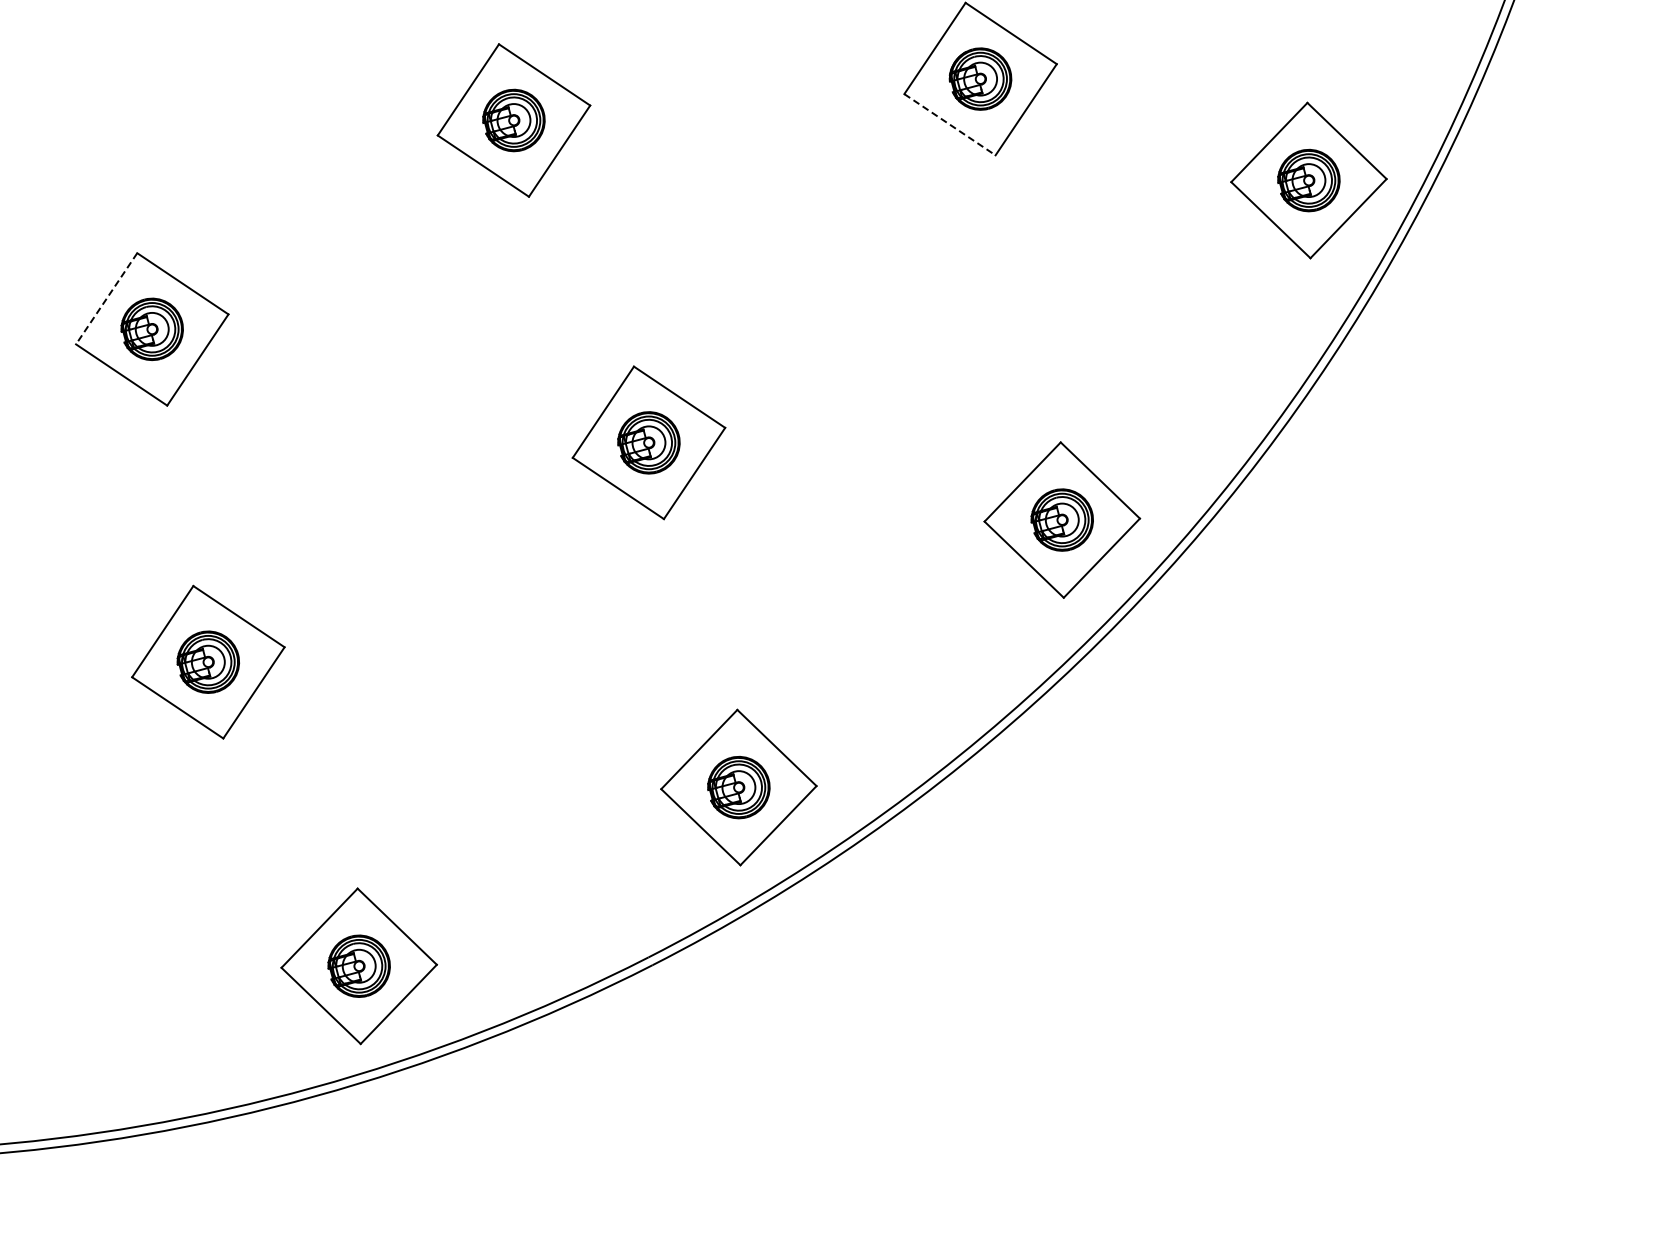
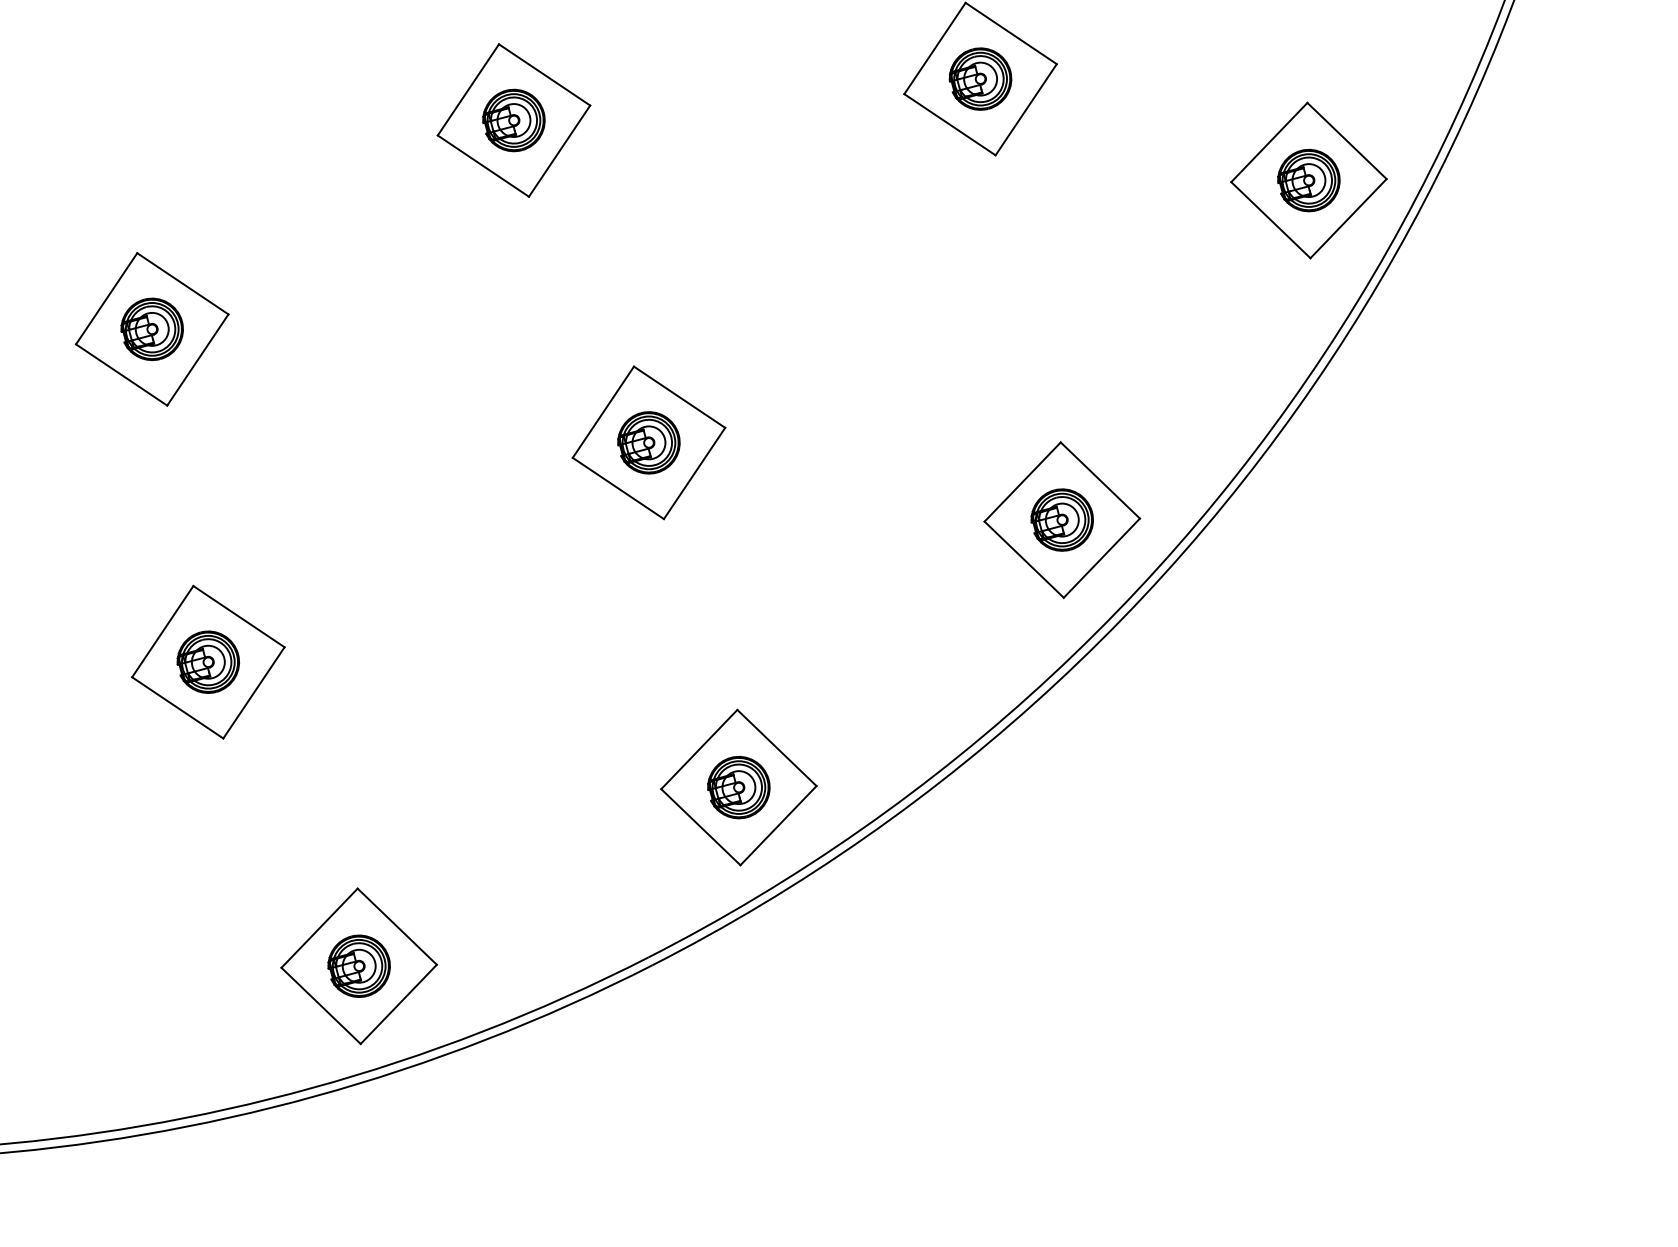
line: dashed -> solid (949, 124)
line: dashed -> solid (106, 298)
